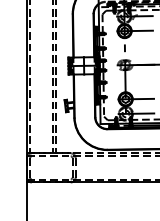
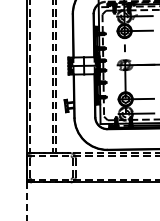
line: solid -> dashed (26, 201)
